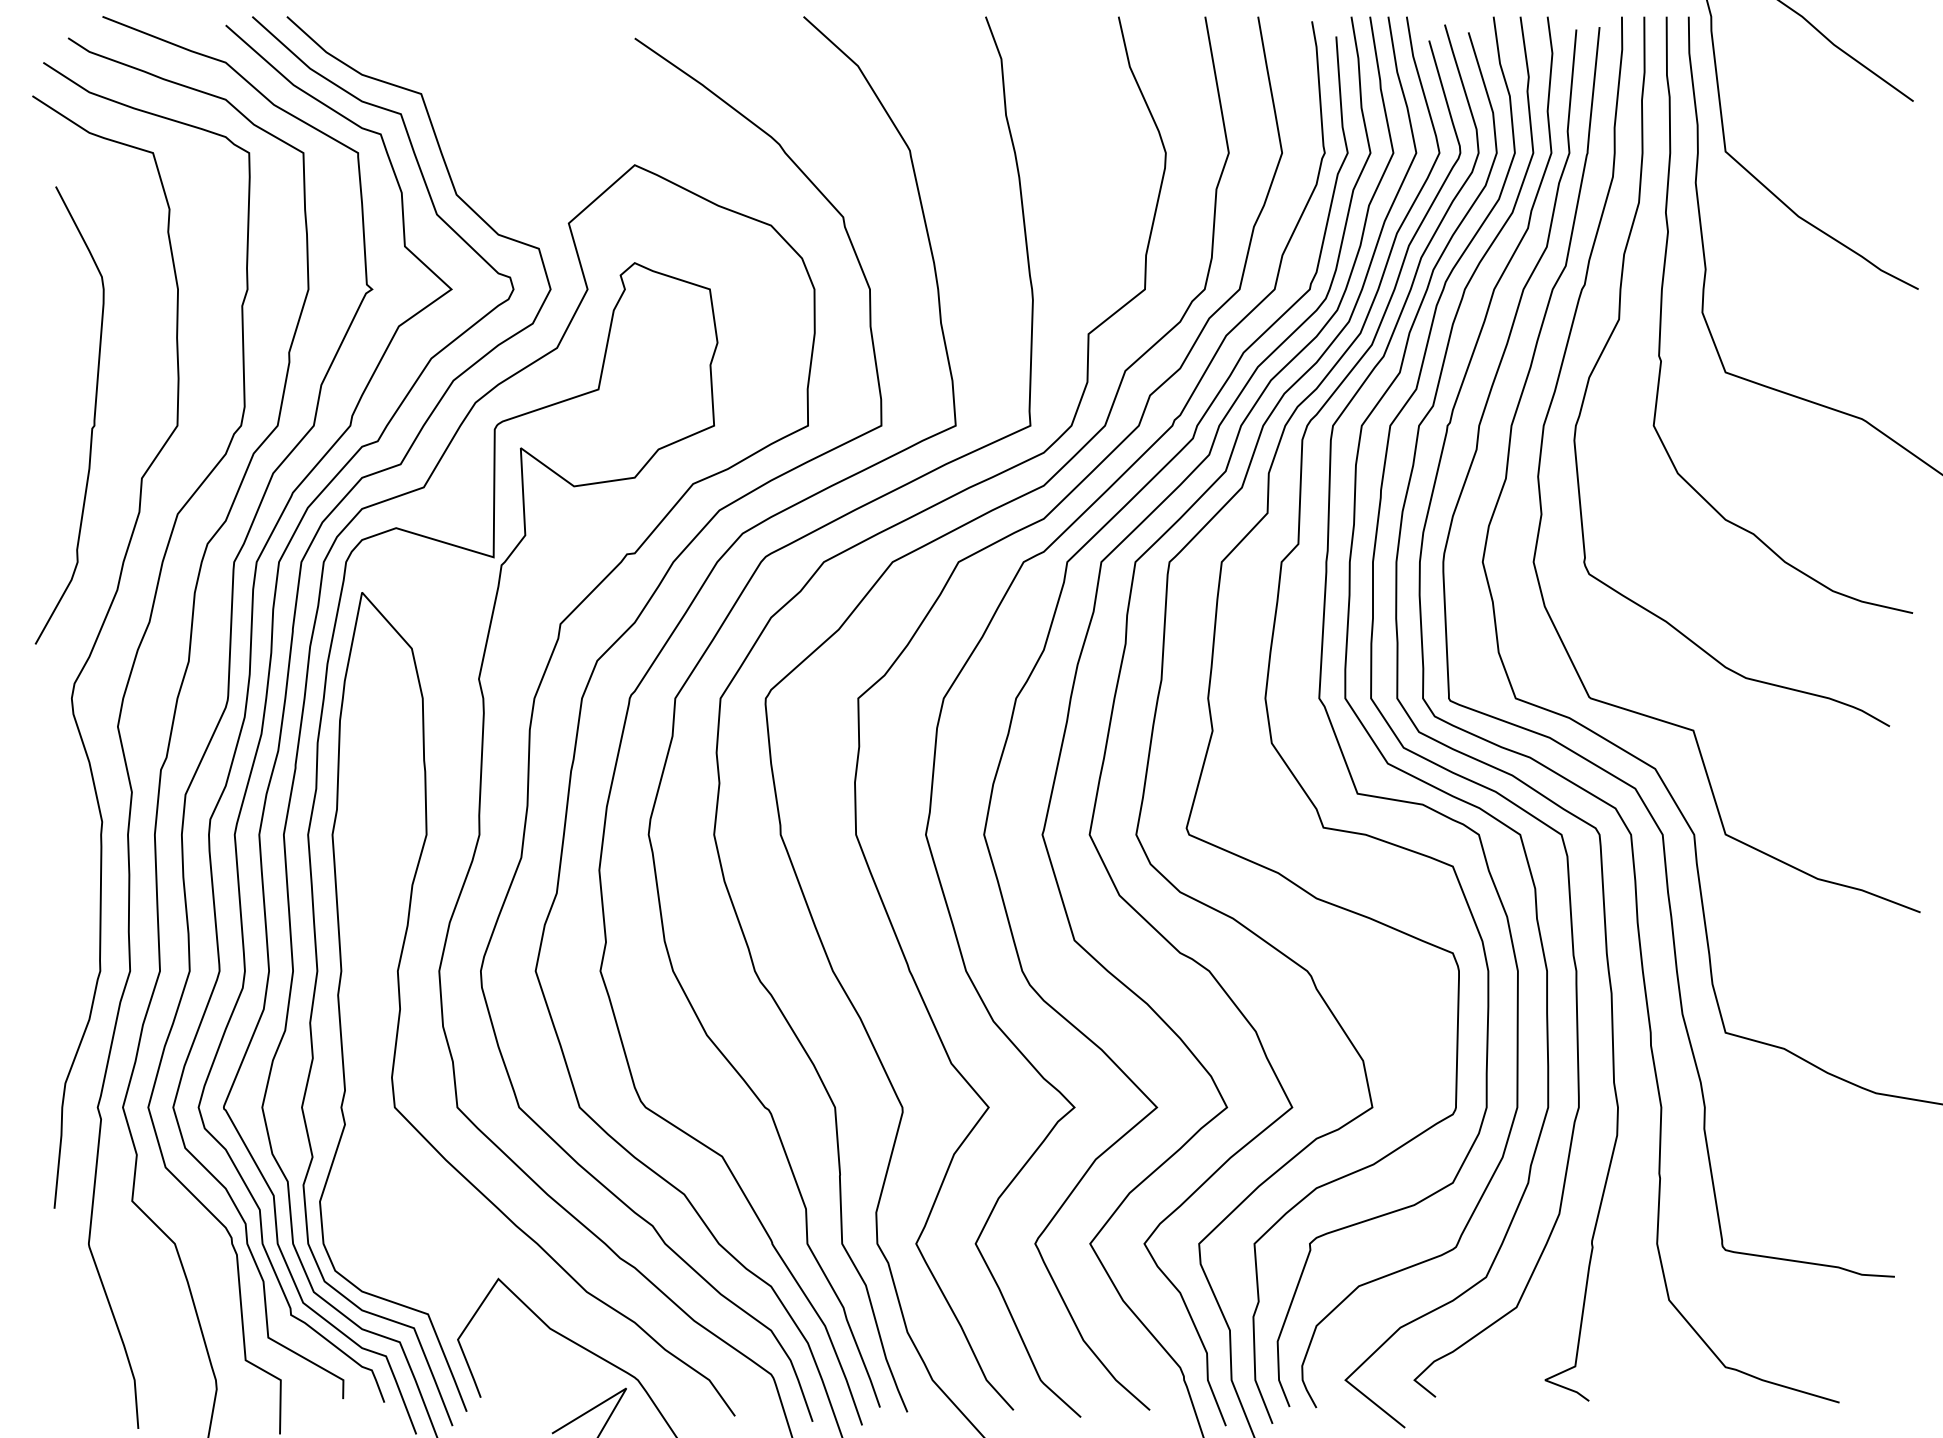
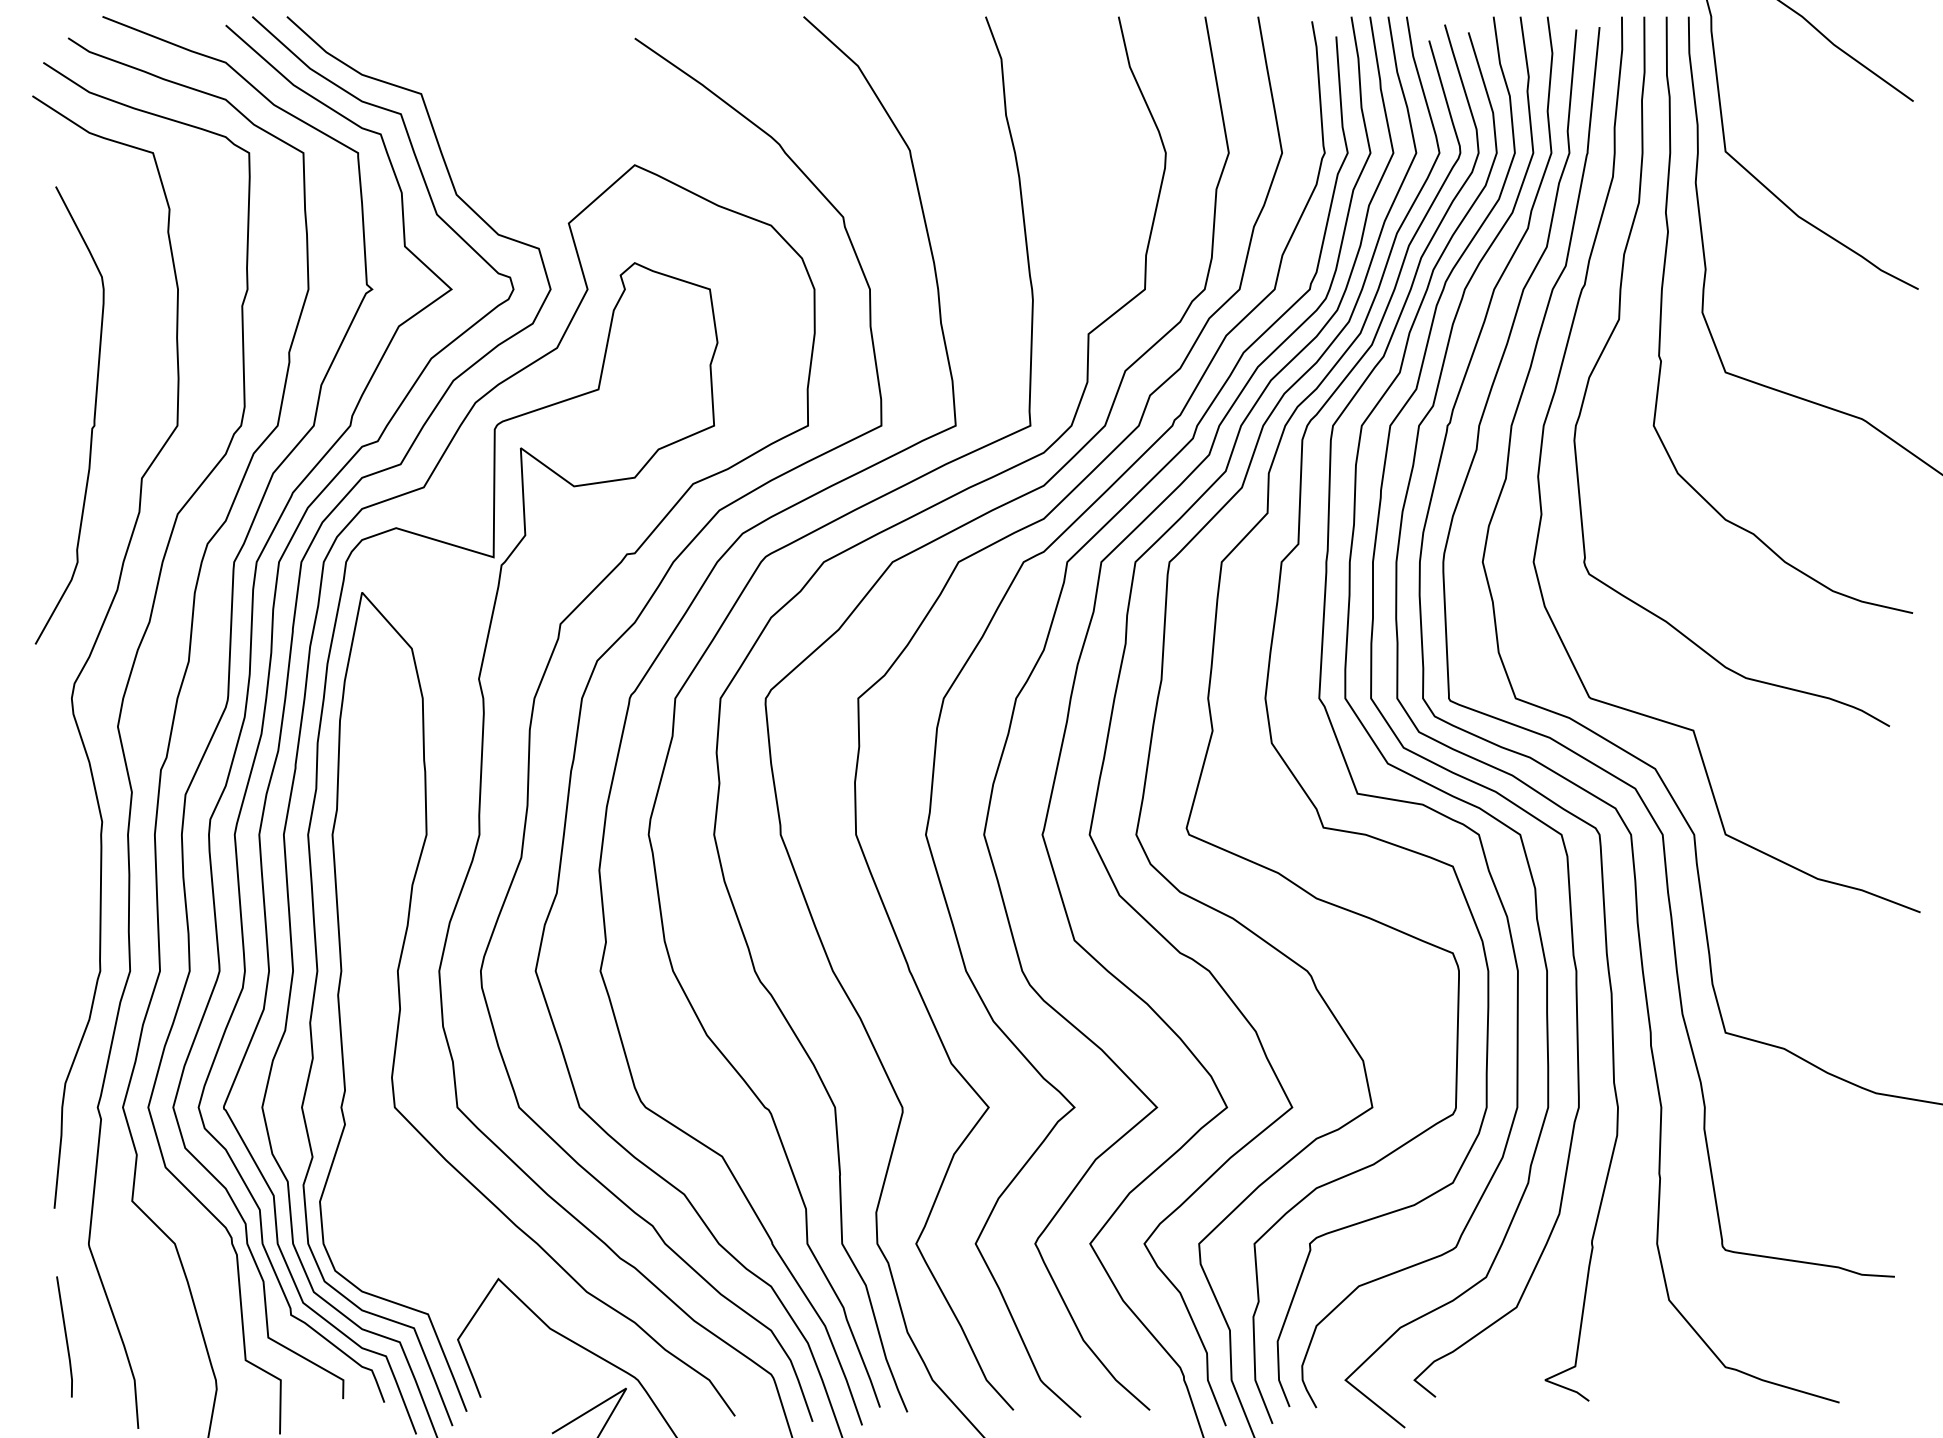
line: none -> present (65, 1336)
